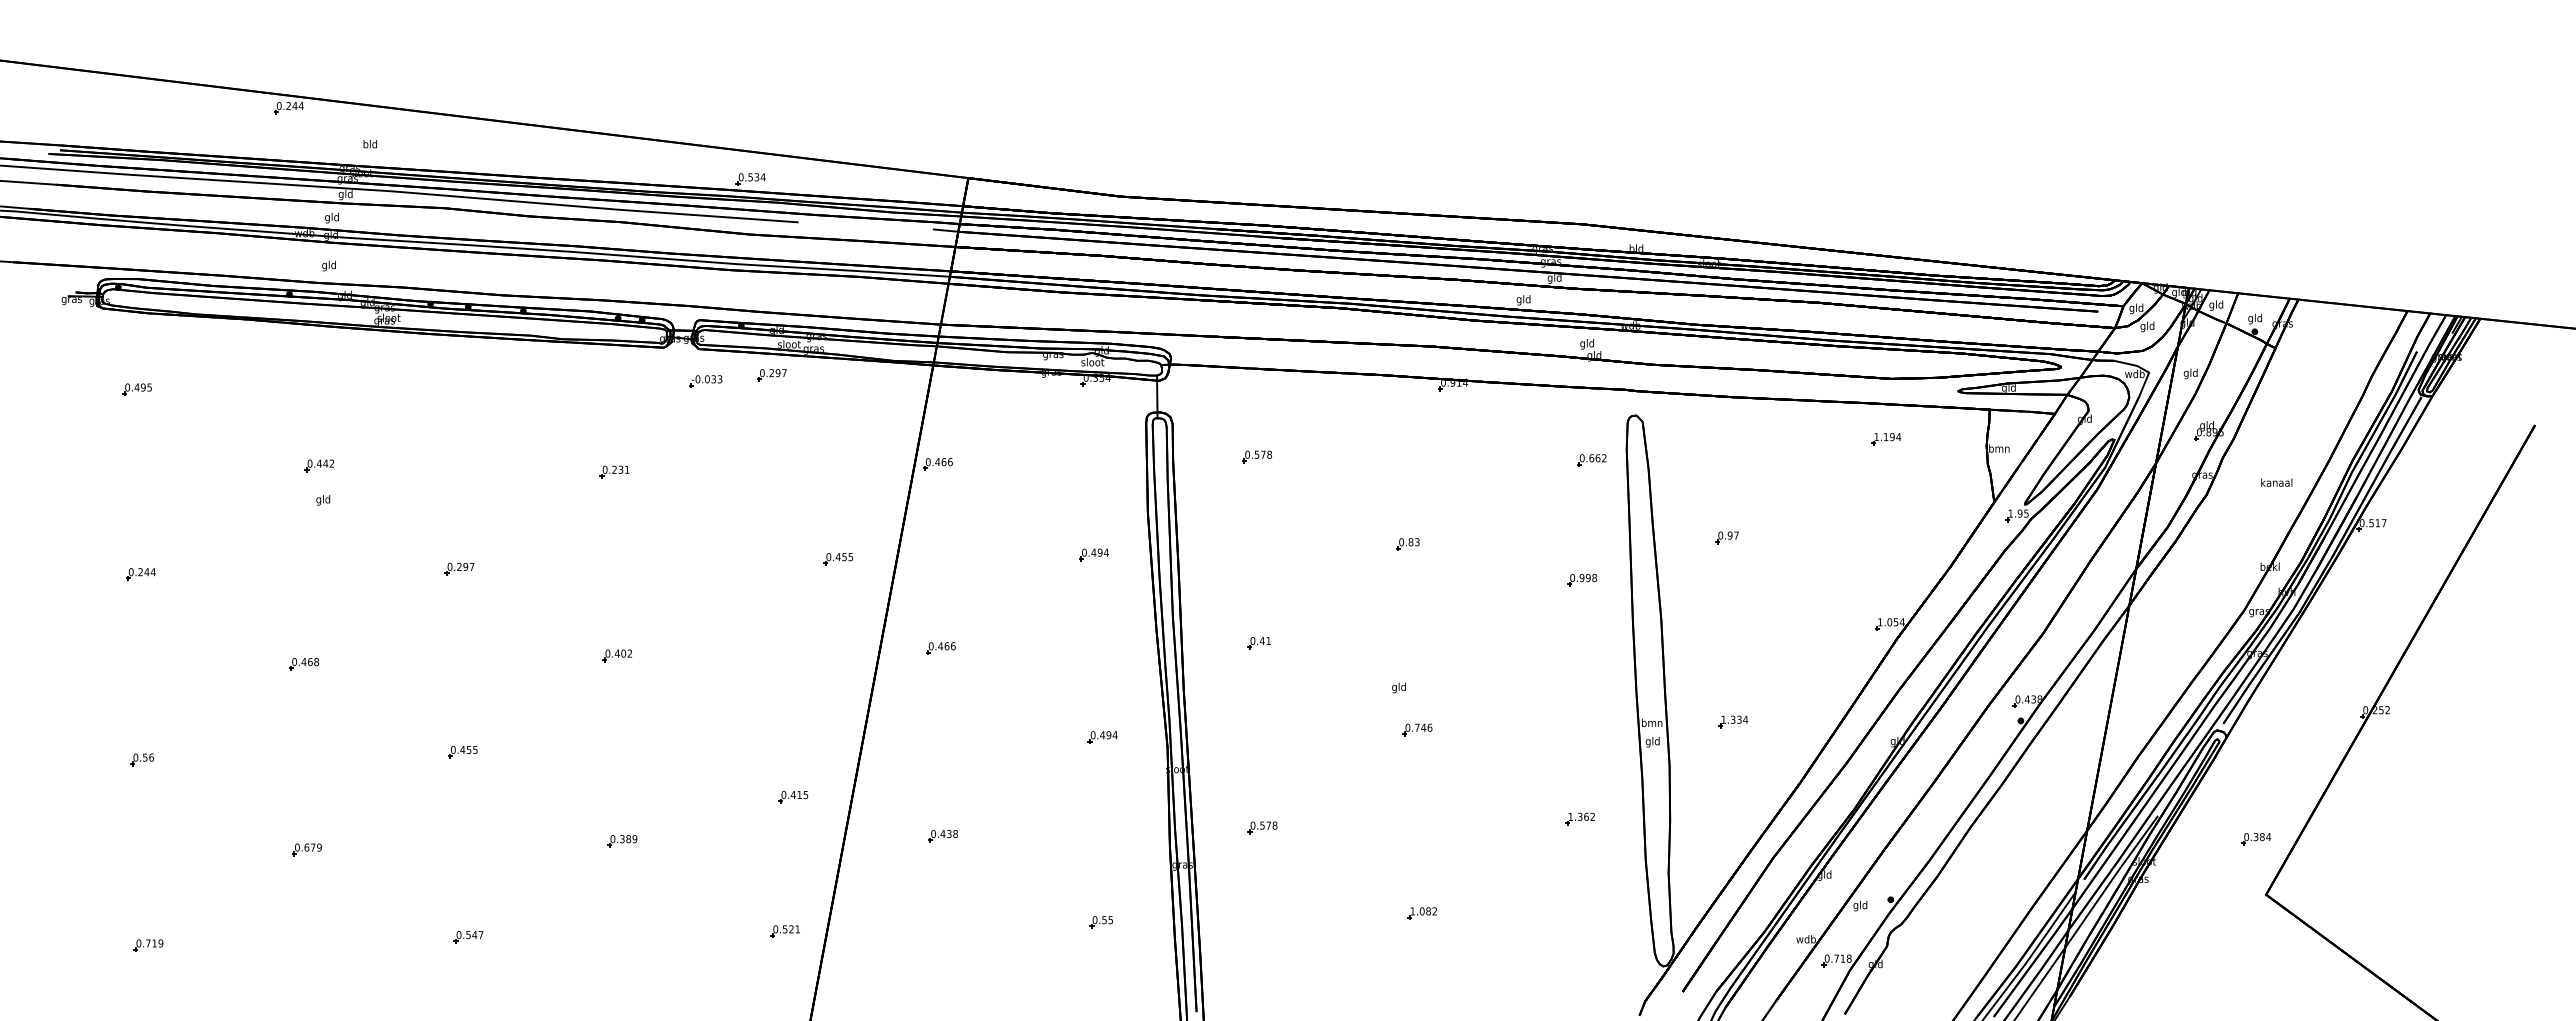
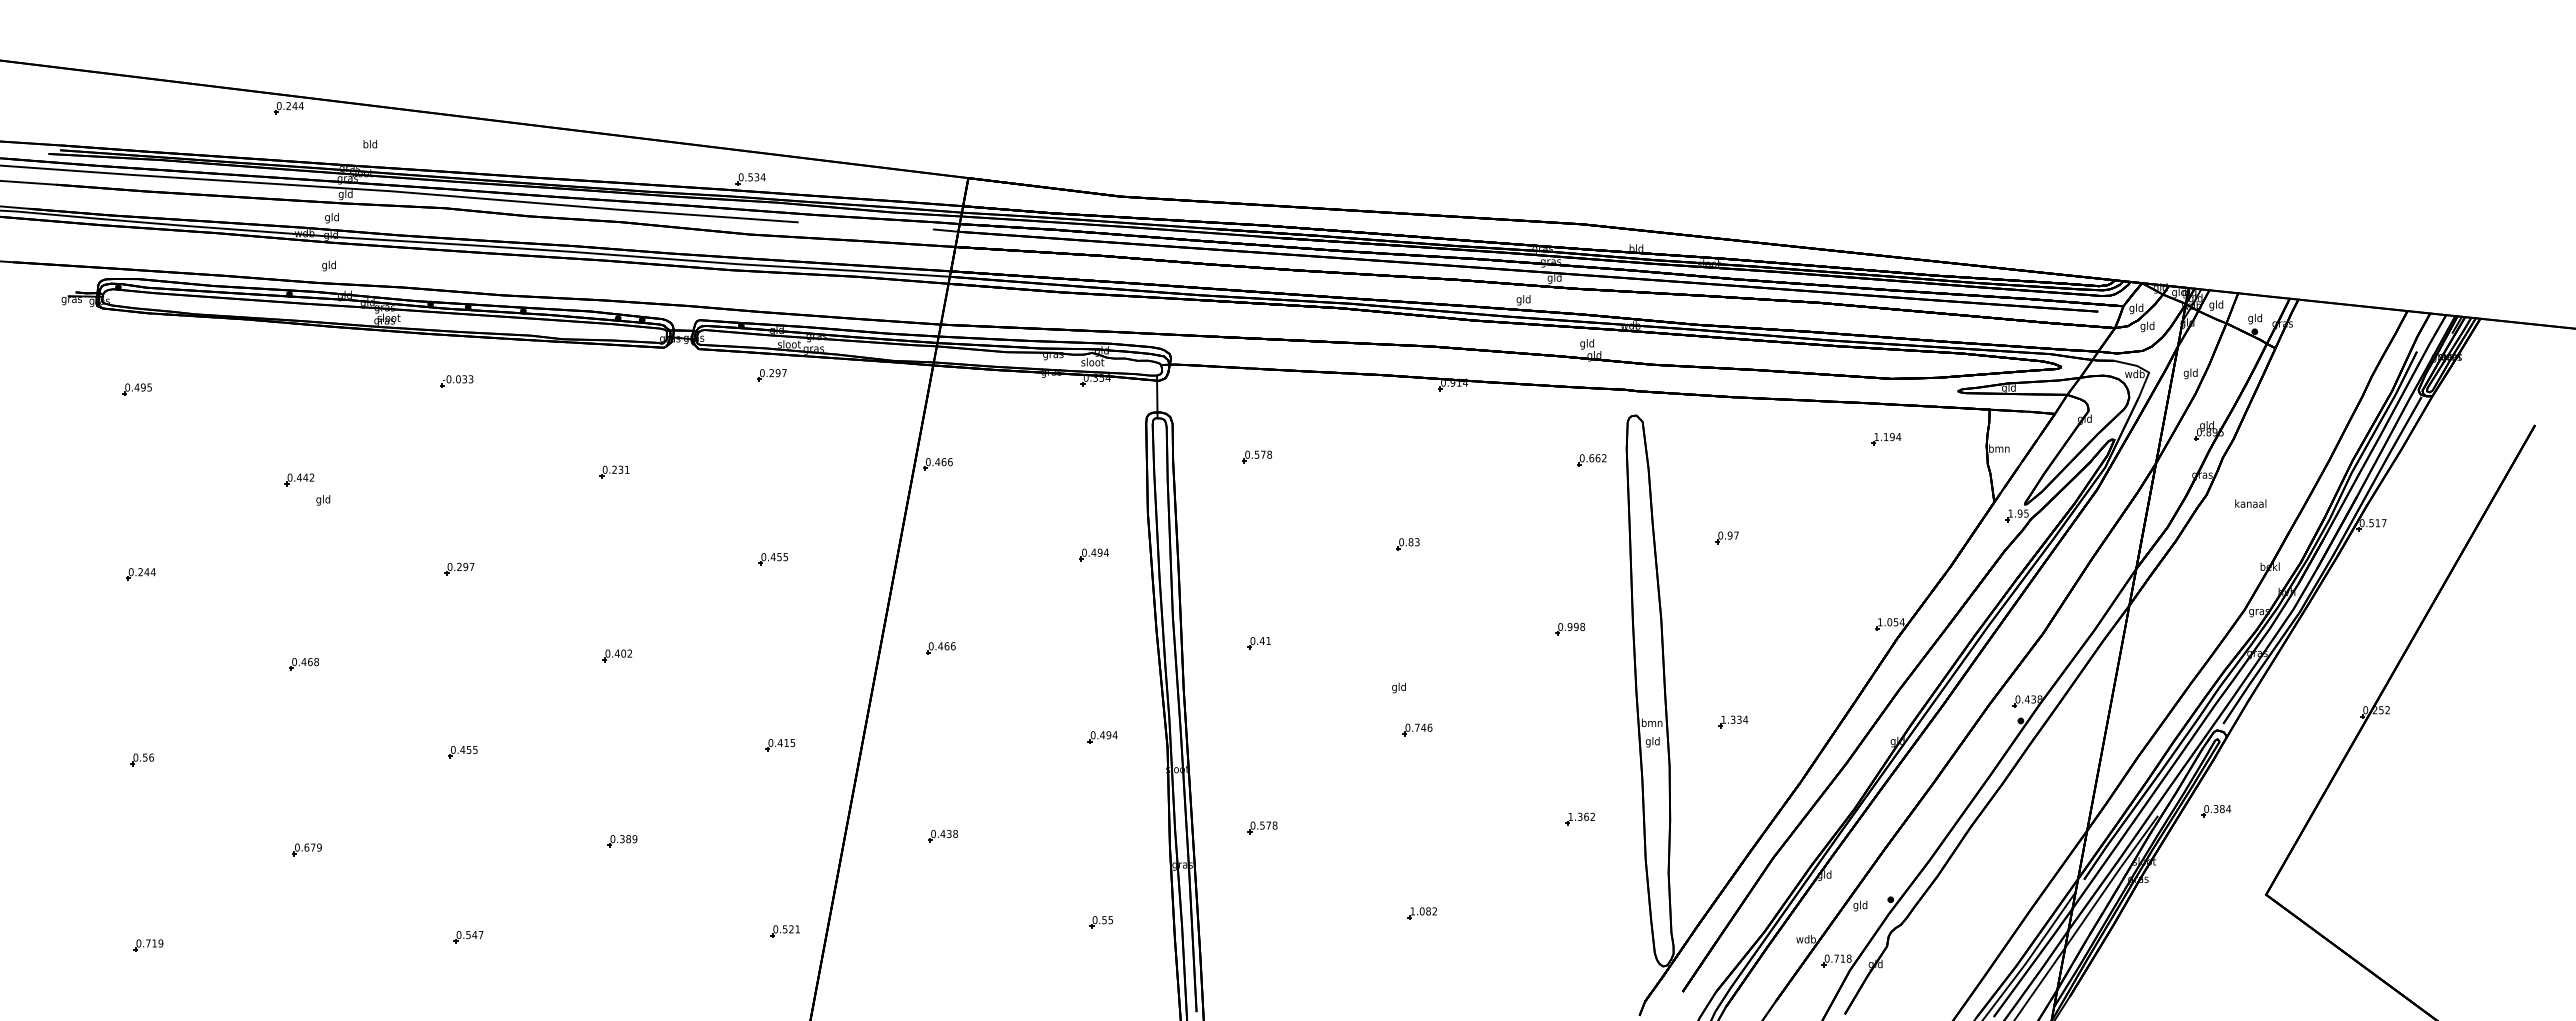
part position: (705, 381) -> (456, 381) (456, 381)
part position: (319, 465) -> (299, 479) (299, 479)
text position: (2276, 482) -> (2250, 503) (2250, 503)
part position: (838, 559) -> (773, 559) (773, 559)
part position: (1582, 580) -> (1570, 629) (1570, 629)
part position: (793, 797) -> (780, 745) (780, 745)
part position: (2256, 839) -> (2216, 811) (2216, 811)
